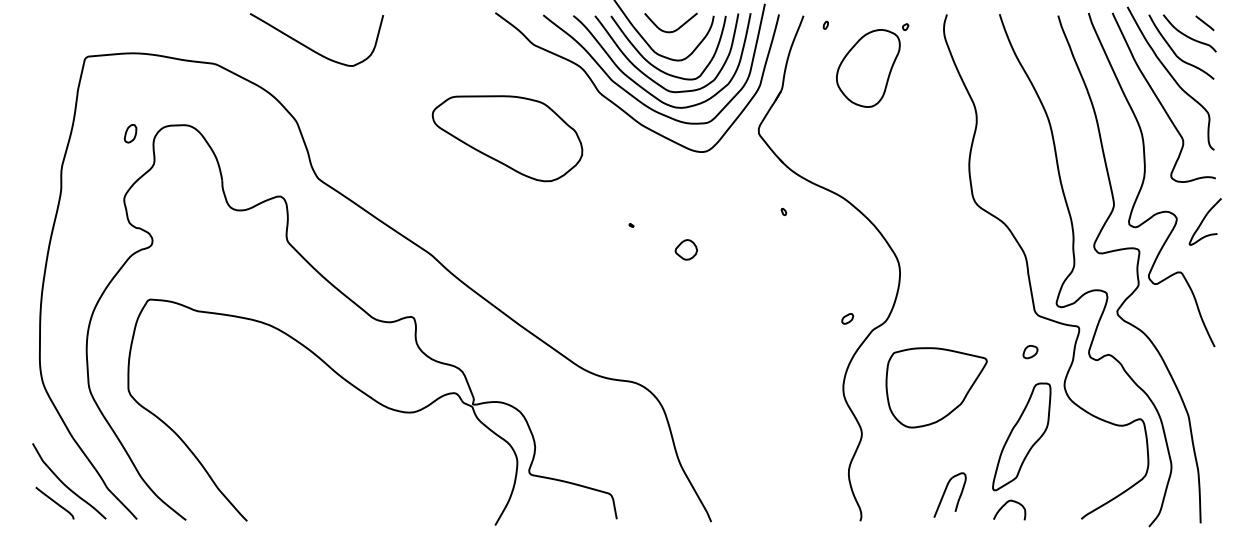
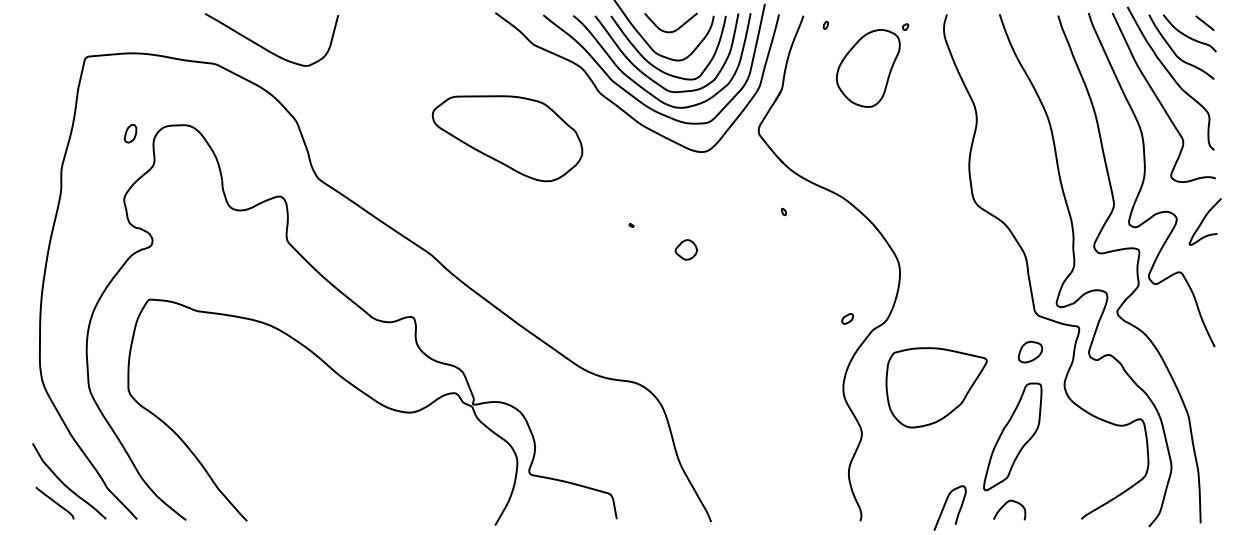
curve position: (311, 48) -> (266, 48) (266, 48)
part size: 17x15 px -> 27x24 px (1030, 351)
part position: (1021, 436) -> (1012, 436) (1012, 436)
part position: (949, 494) -> (949, 507) (949, 507)
